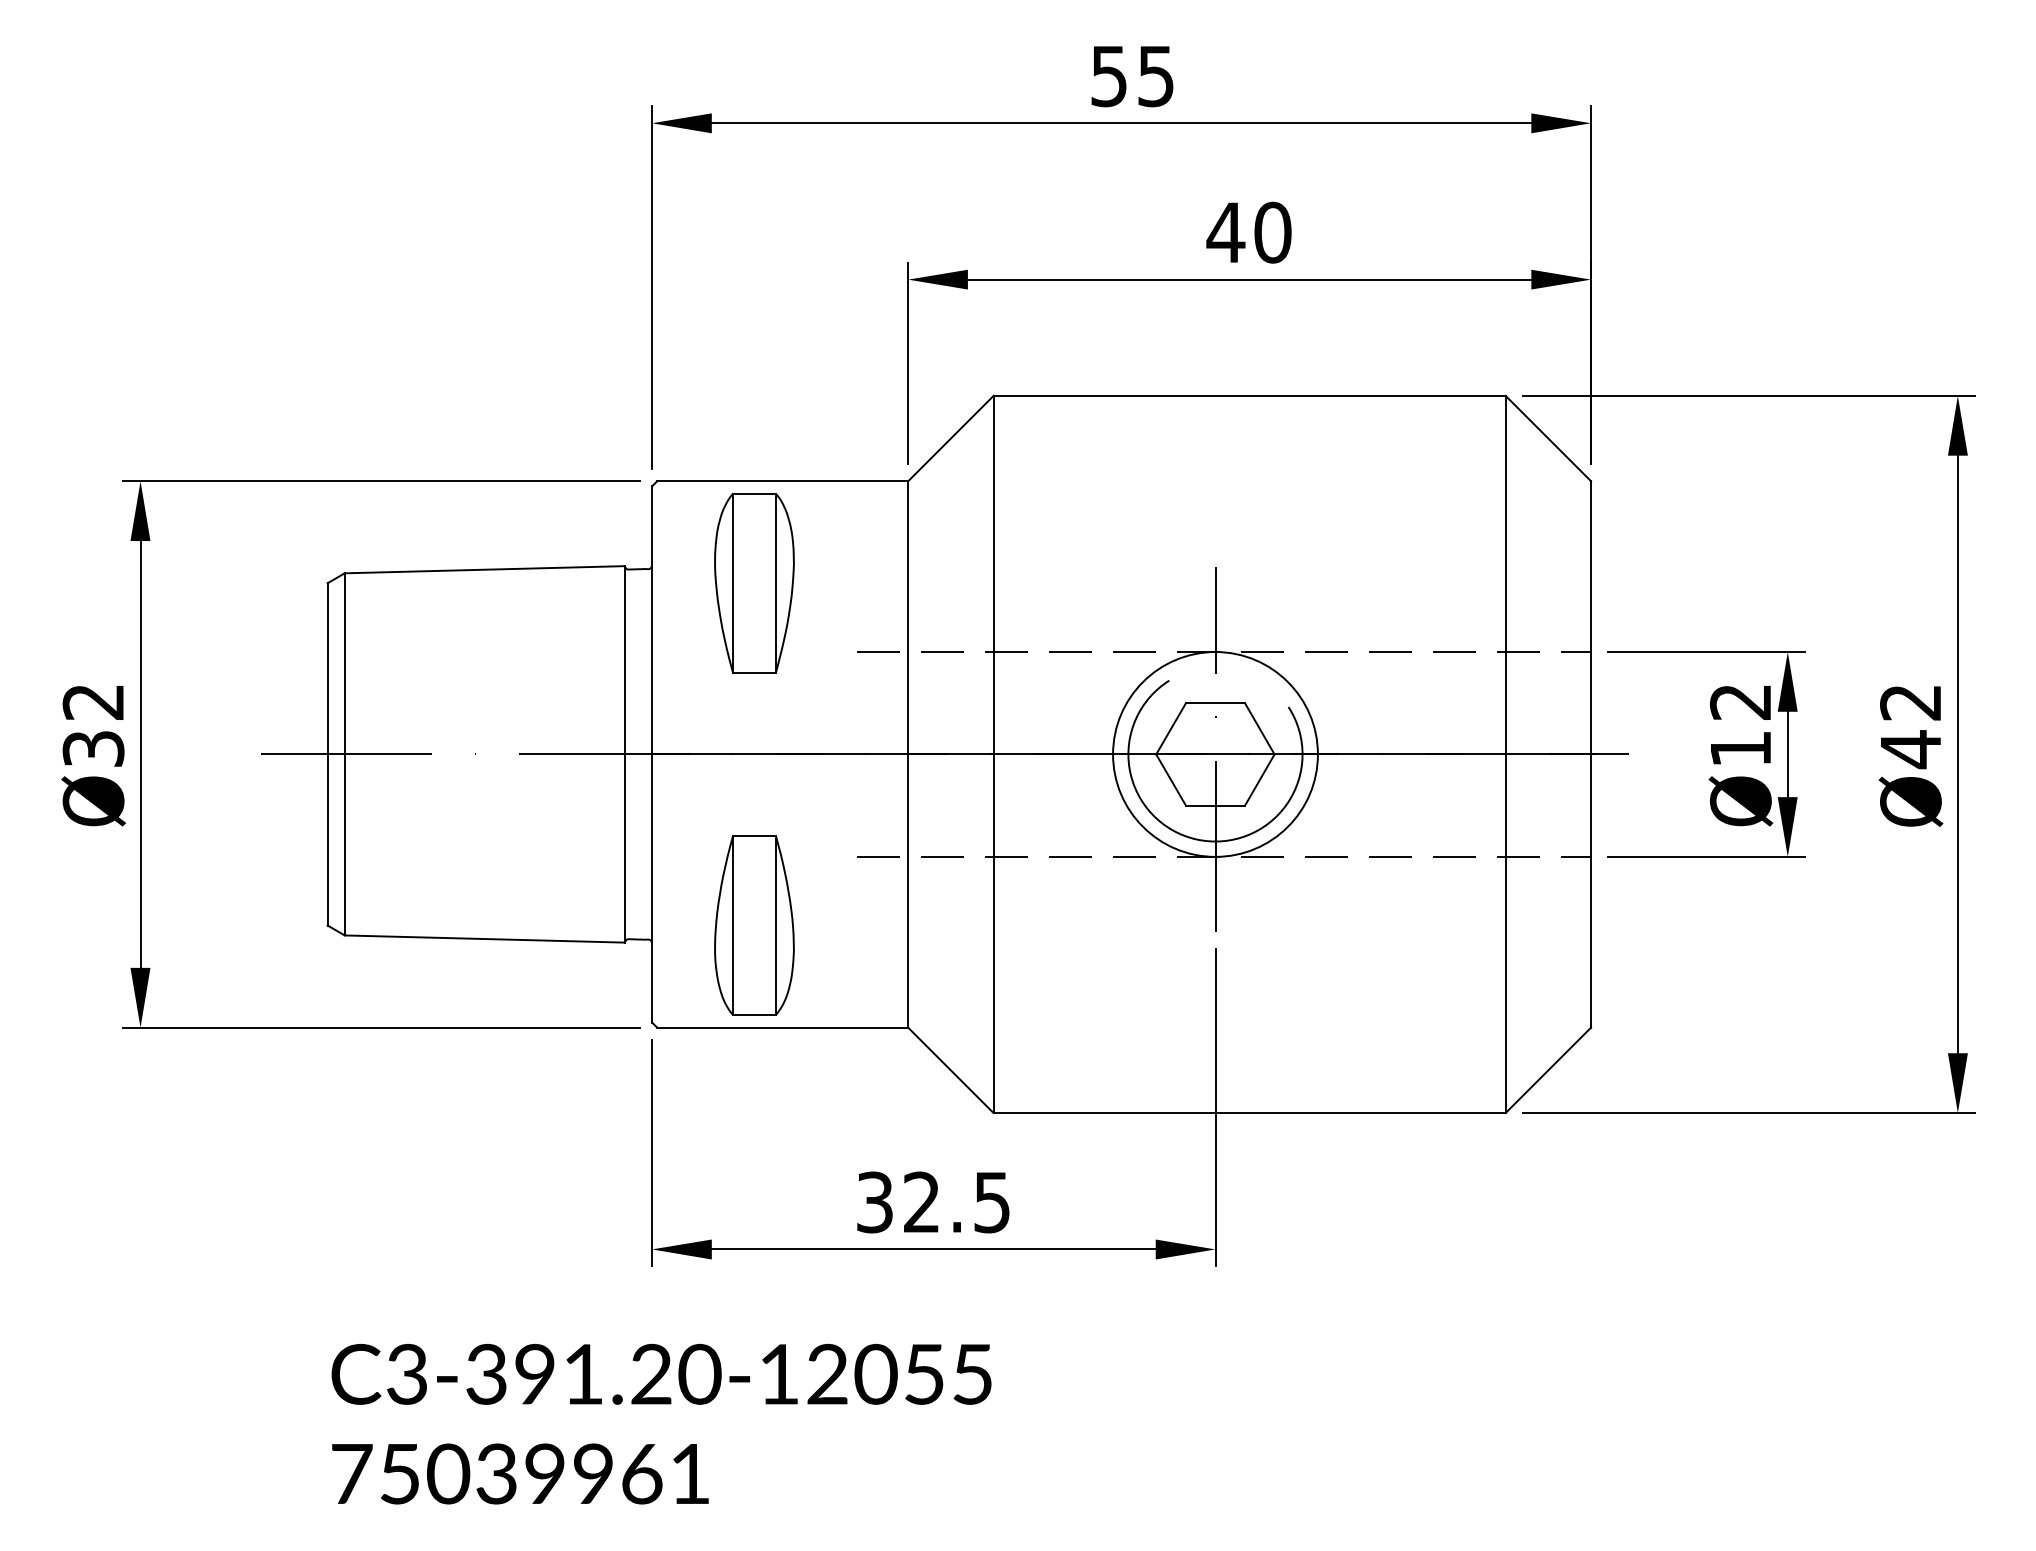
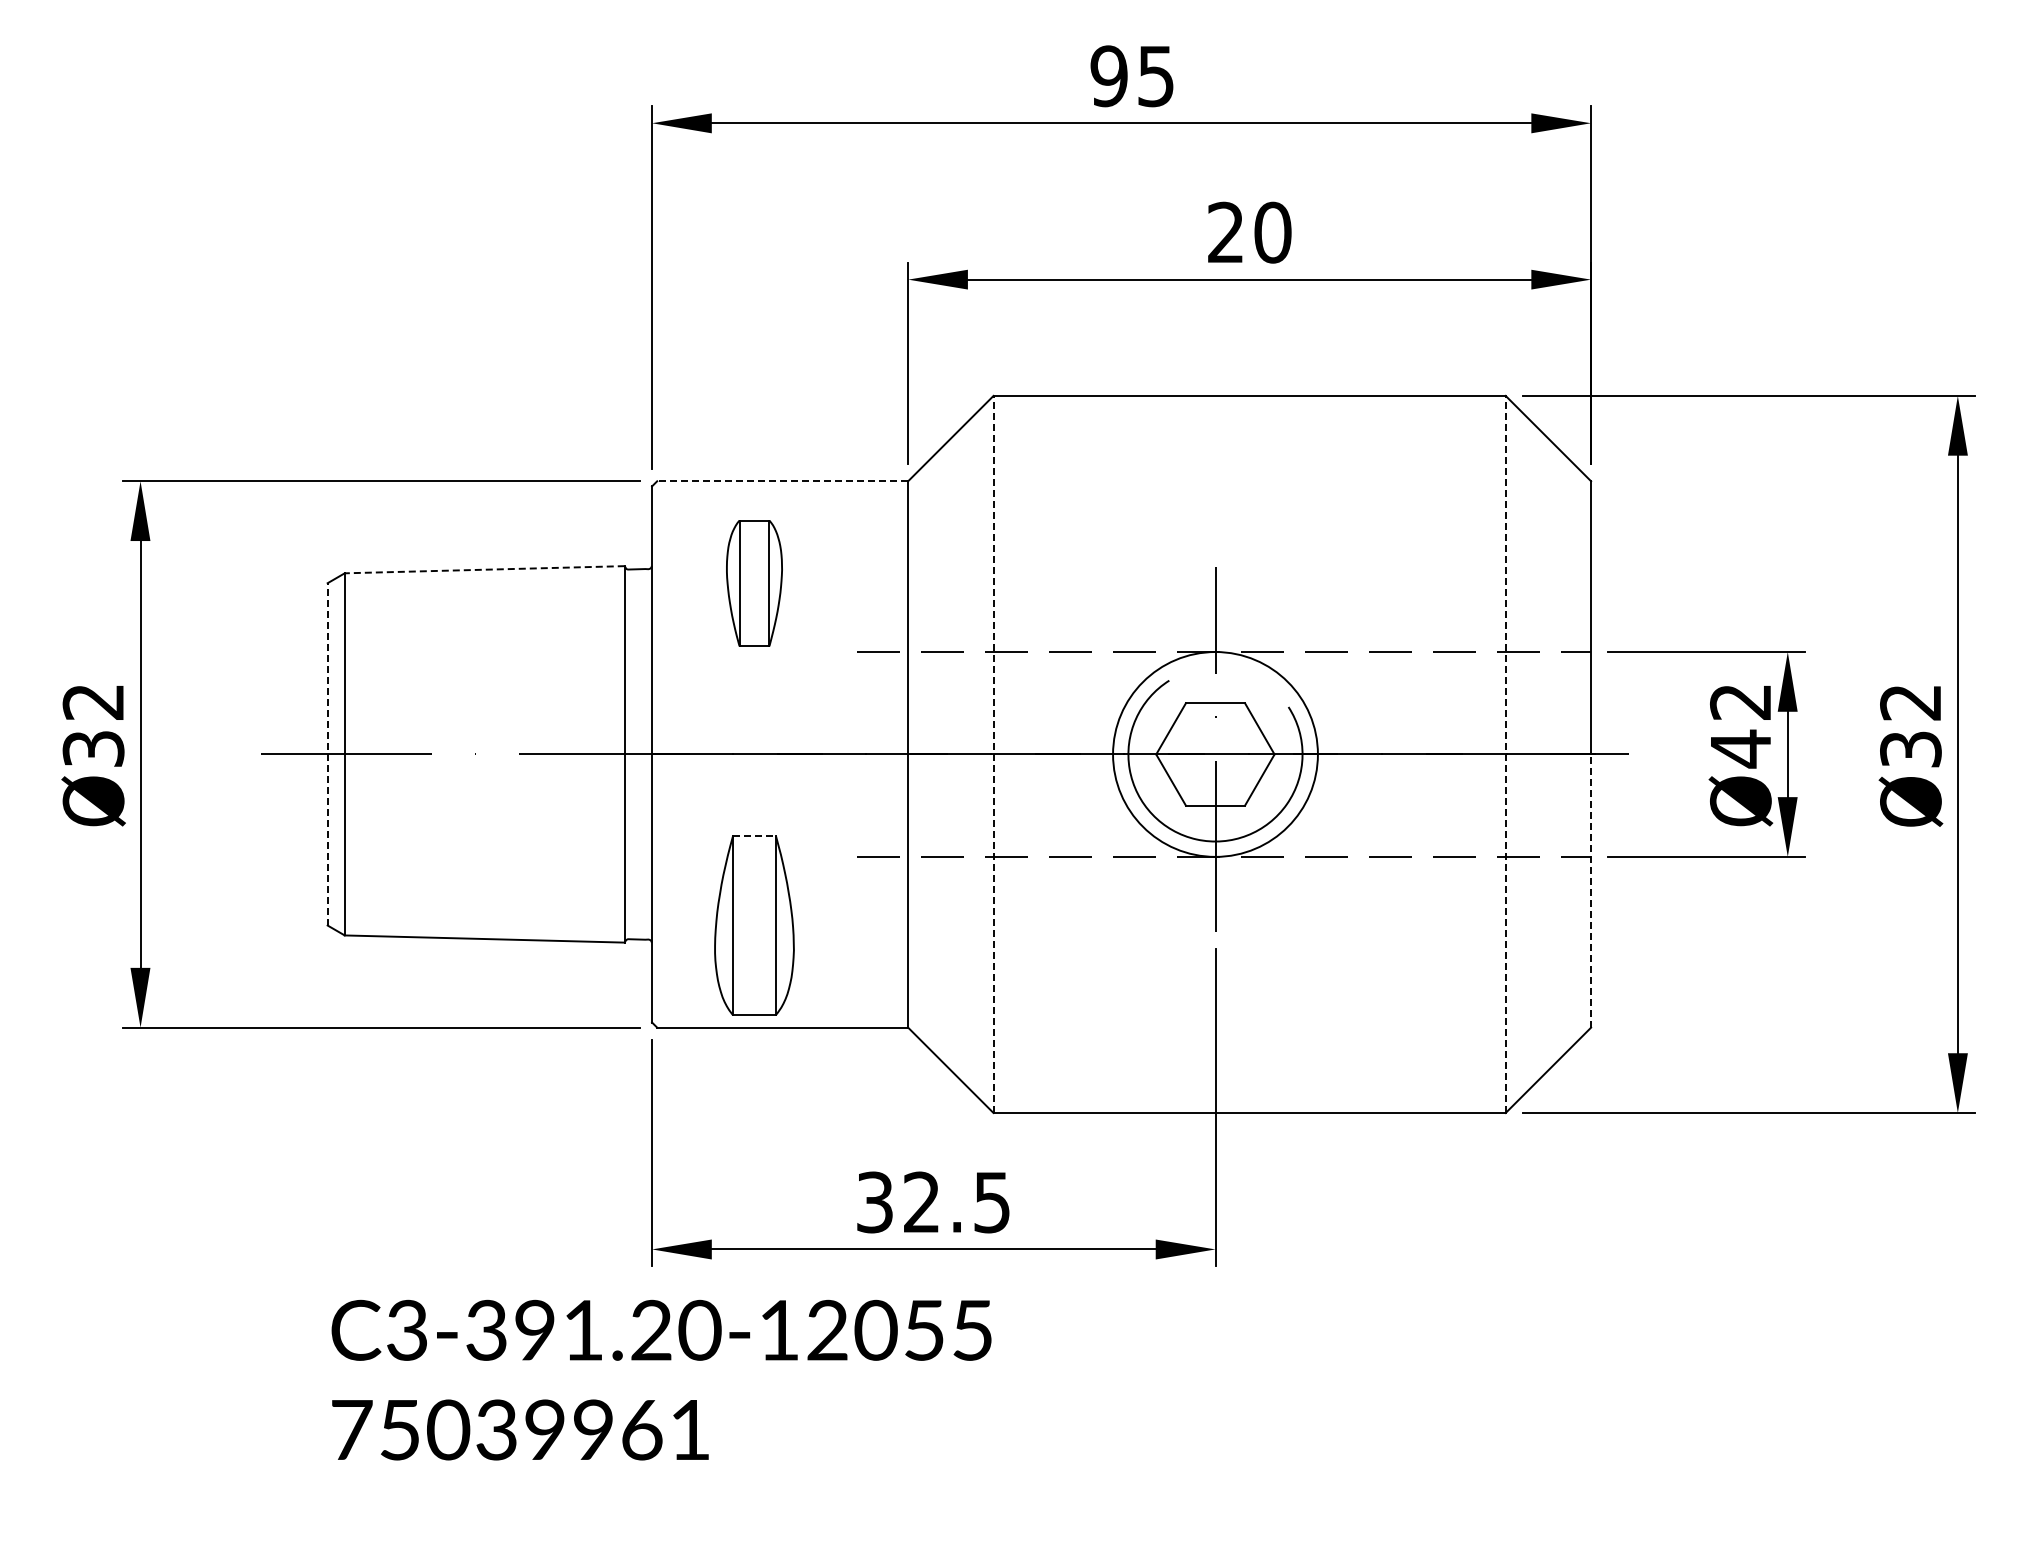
text: 55 -> 95 (1108, 76)
text: 40 -> 20 (1225, 231)
line: solid -> dashed (782, 481)
line: solid -> dashed (484, 569)
part size: 81x181 px -> 57x127 px (754, 583)
text: Ø12 -> Ø42 (1740, 748)
text: Ø42 -> Ø32 (1910, 749)
line: solid -> dashed (327, 753)
line: solid -> dashed (993, 754)
line: solid -> dashed (1505, 754)
line: solid -> dashed (755, 835)
line: solid -> dashed (1591, 891)
text position: (661, 1423) -> (661, 1379) (661, 1379)
